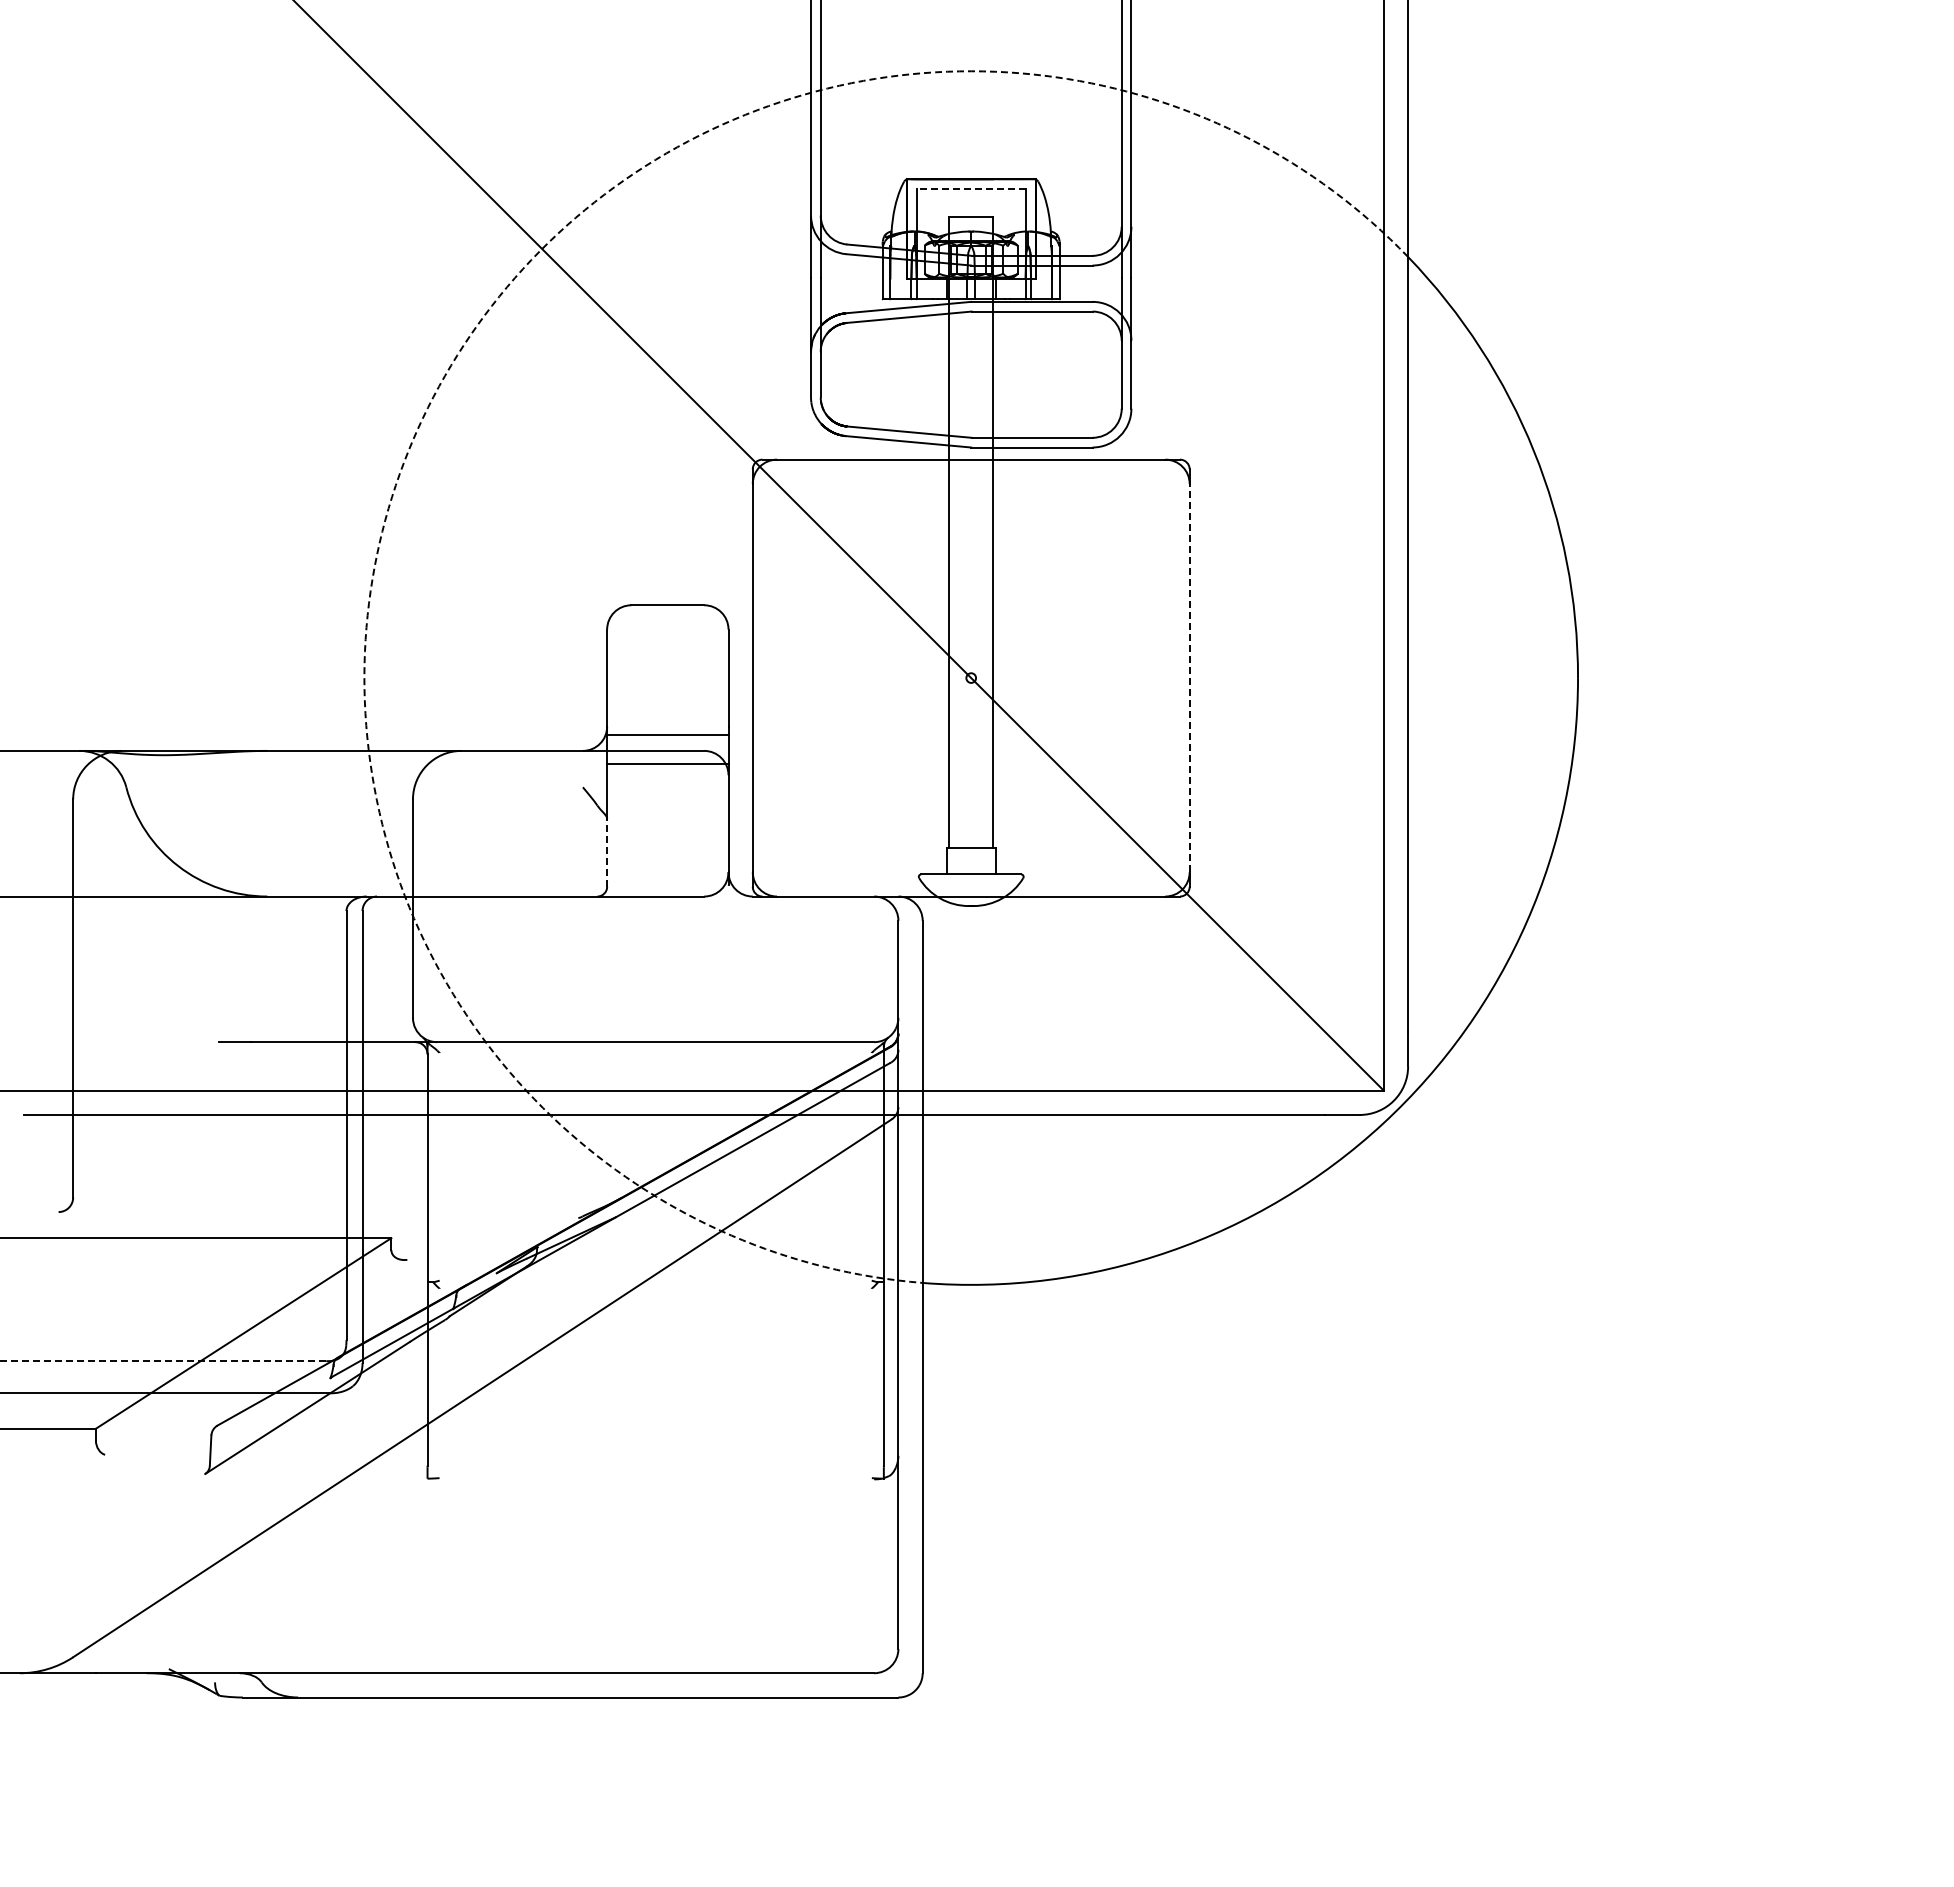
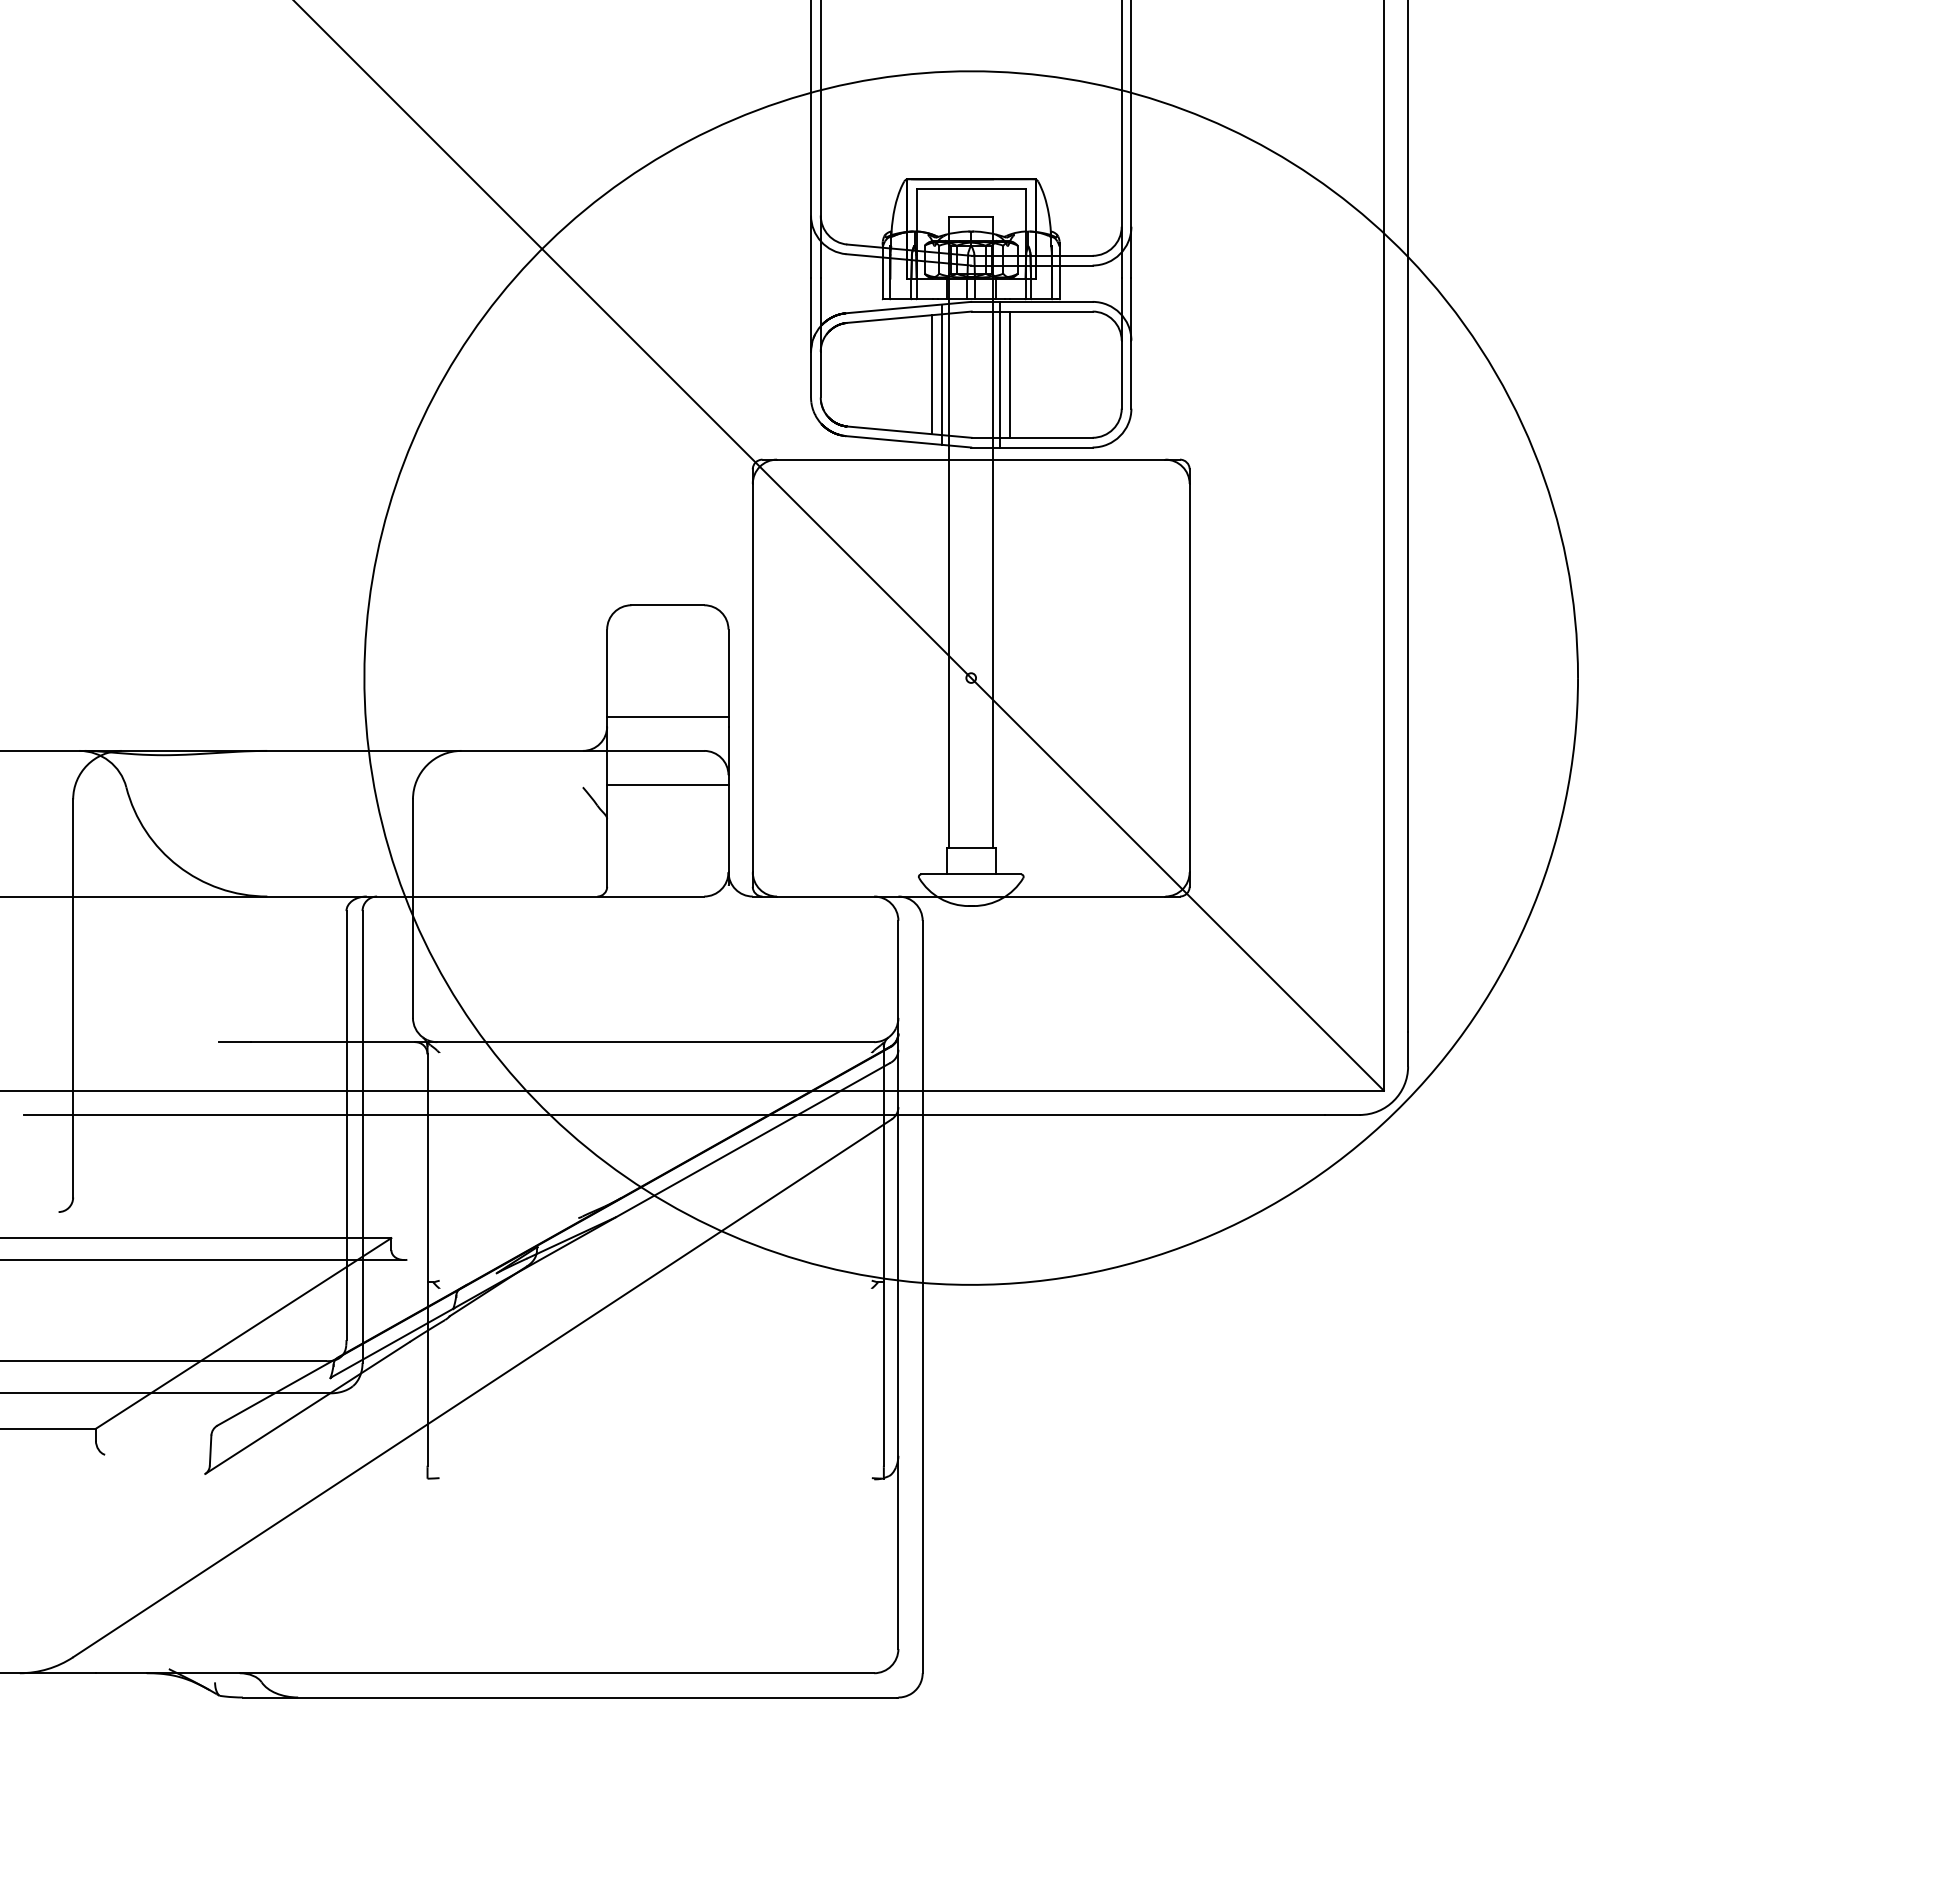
line: dashed -> solid (971, 188)
line: none -> present (932, 374)
line: none -> present (942, 374)
line: none -> present (1000, 374)
line: none -> present (1010, 374)
arc: dashed -> solid (422, 418)
line: dashed -> solid (1189, 677)
line position: (667, 734) -> (667, 716) (667, 716)
line position: (667, 763) -> (667, 784) (667, 784)
line: dashed -> solid (607, 852)
line: none -> present (203, 1260)
line: dashed -> solid (163, 1361)
